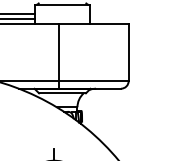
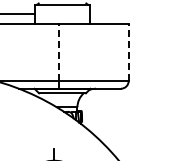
line: present -> none (18, 18)
line: solid -> dashed (58, 52)
line: solid -> dashed (128, 52)
